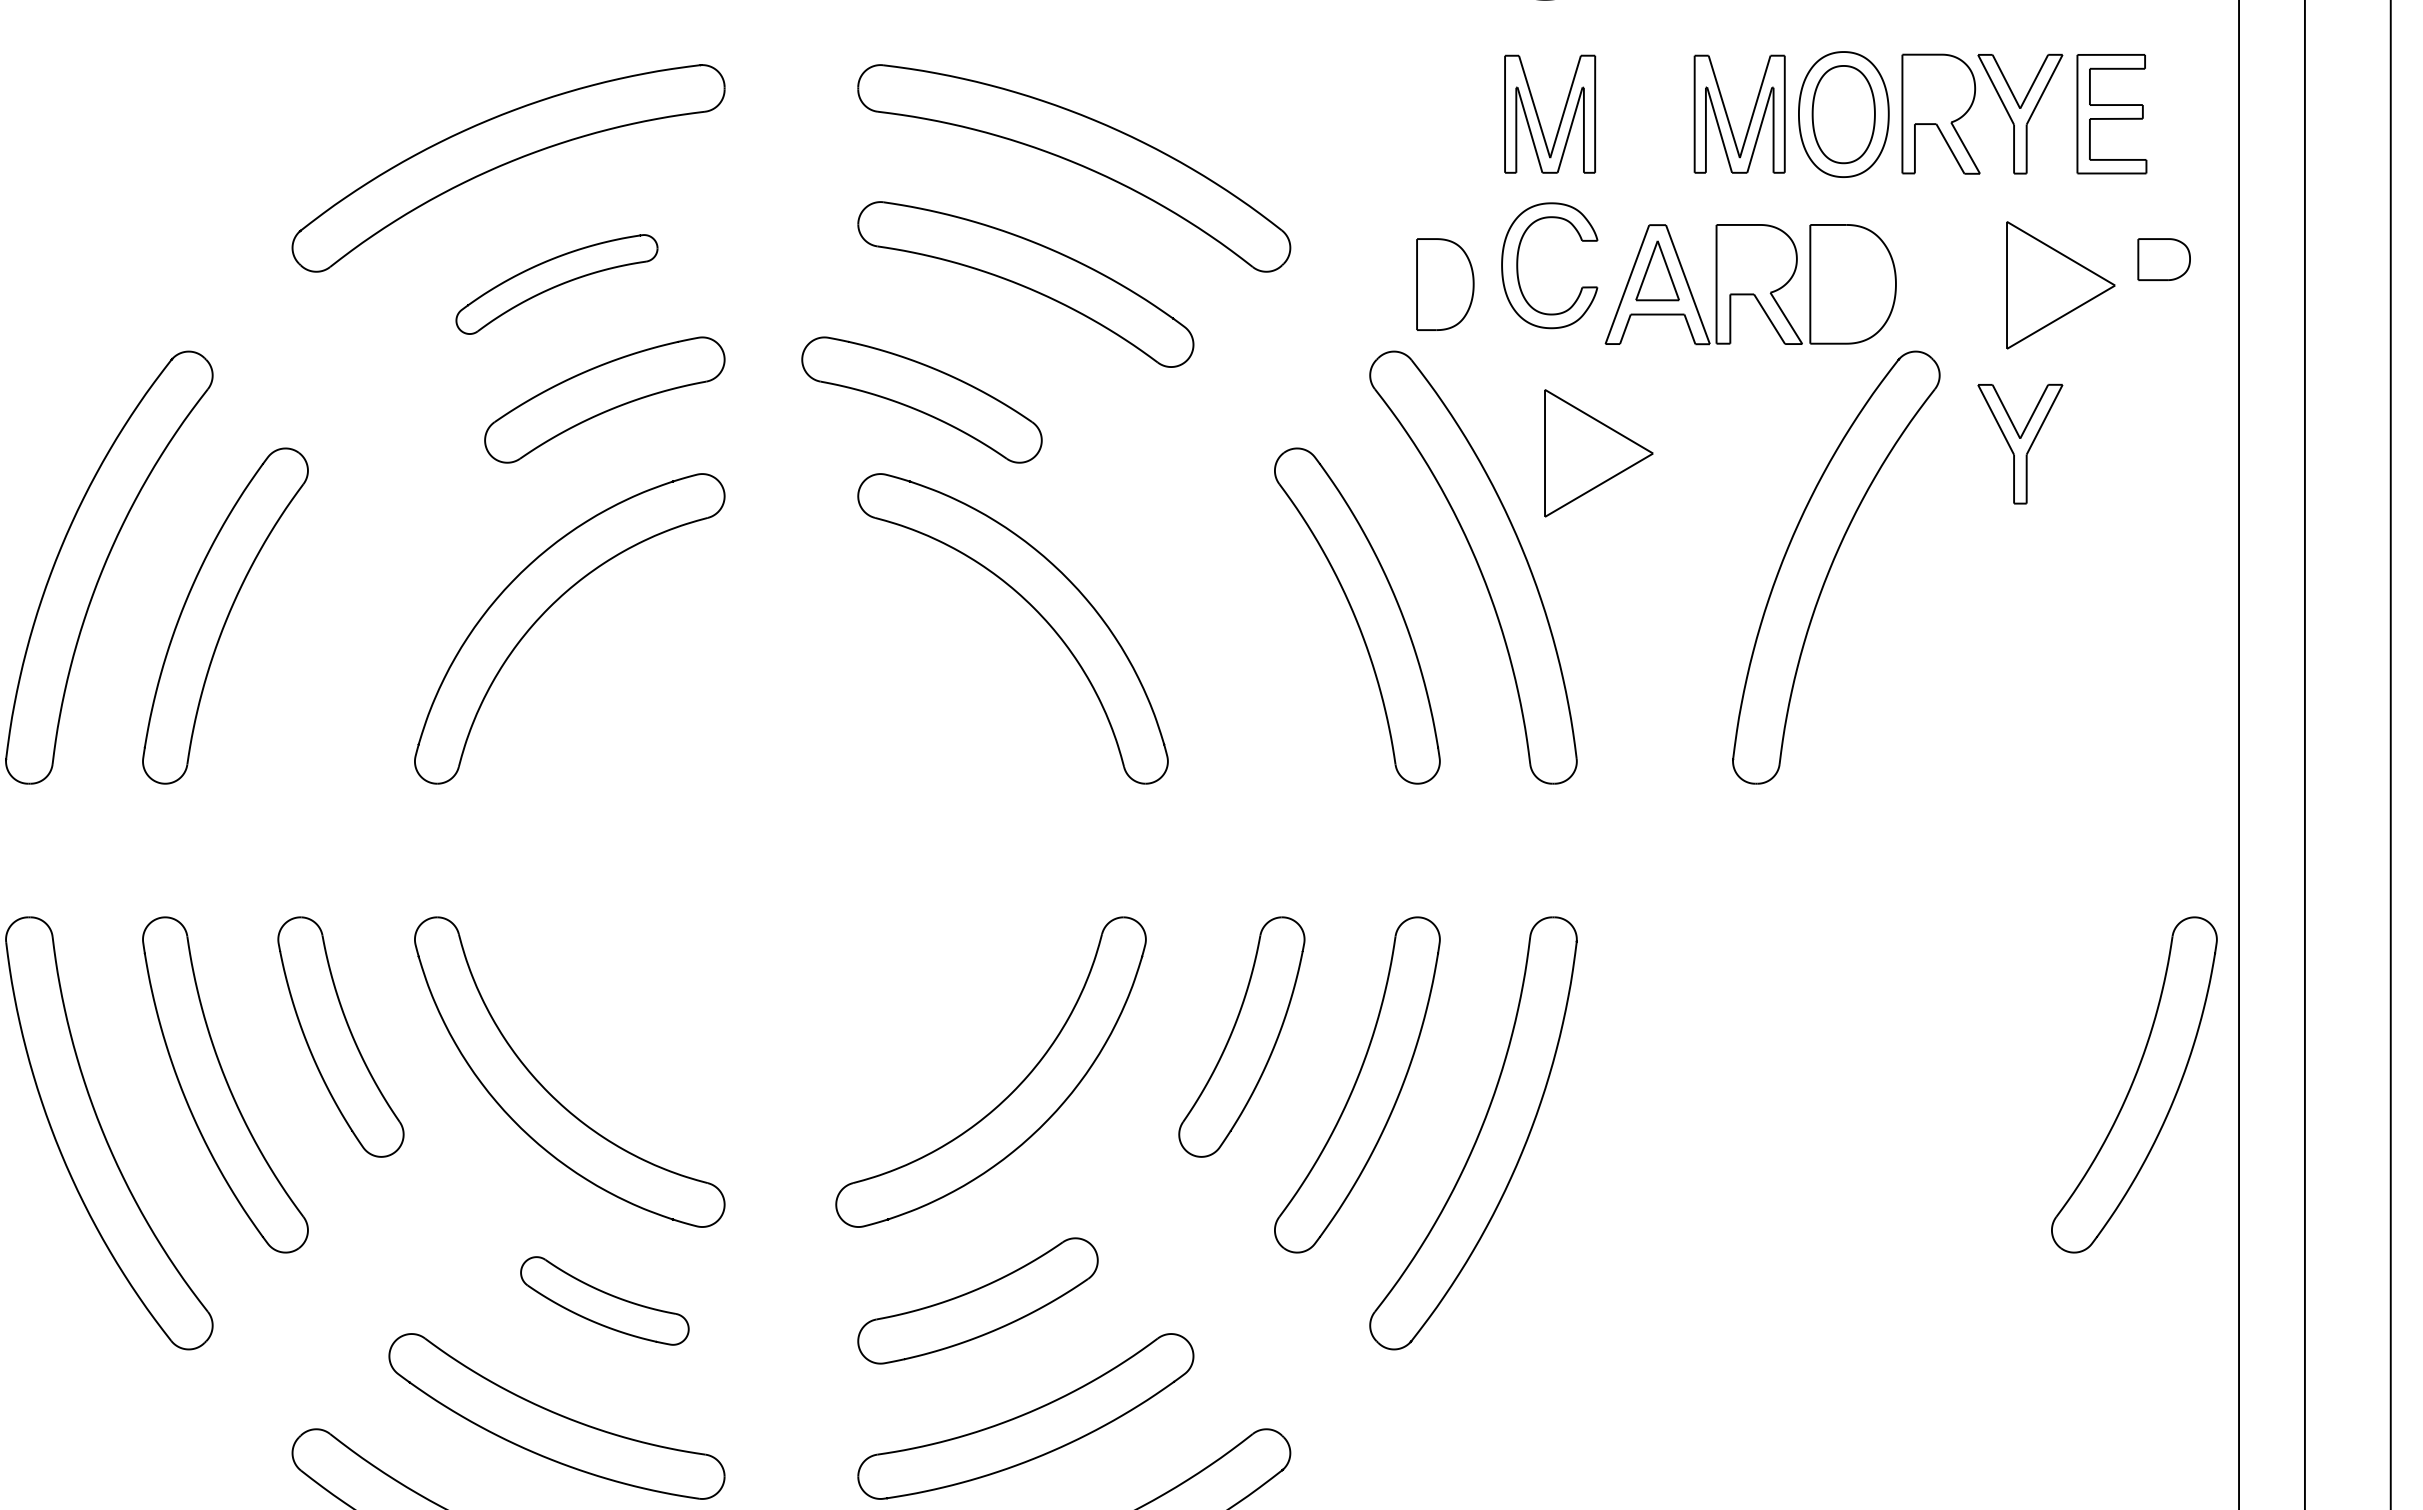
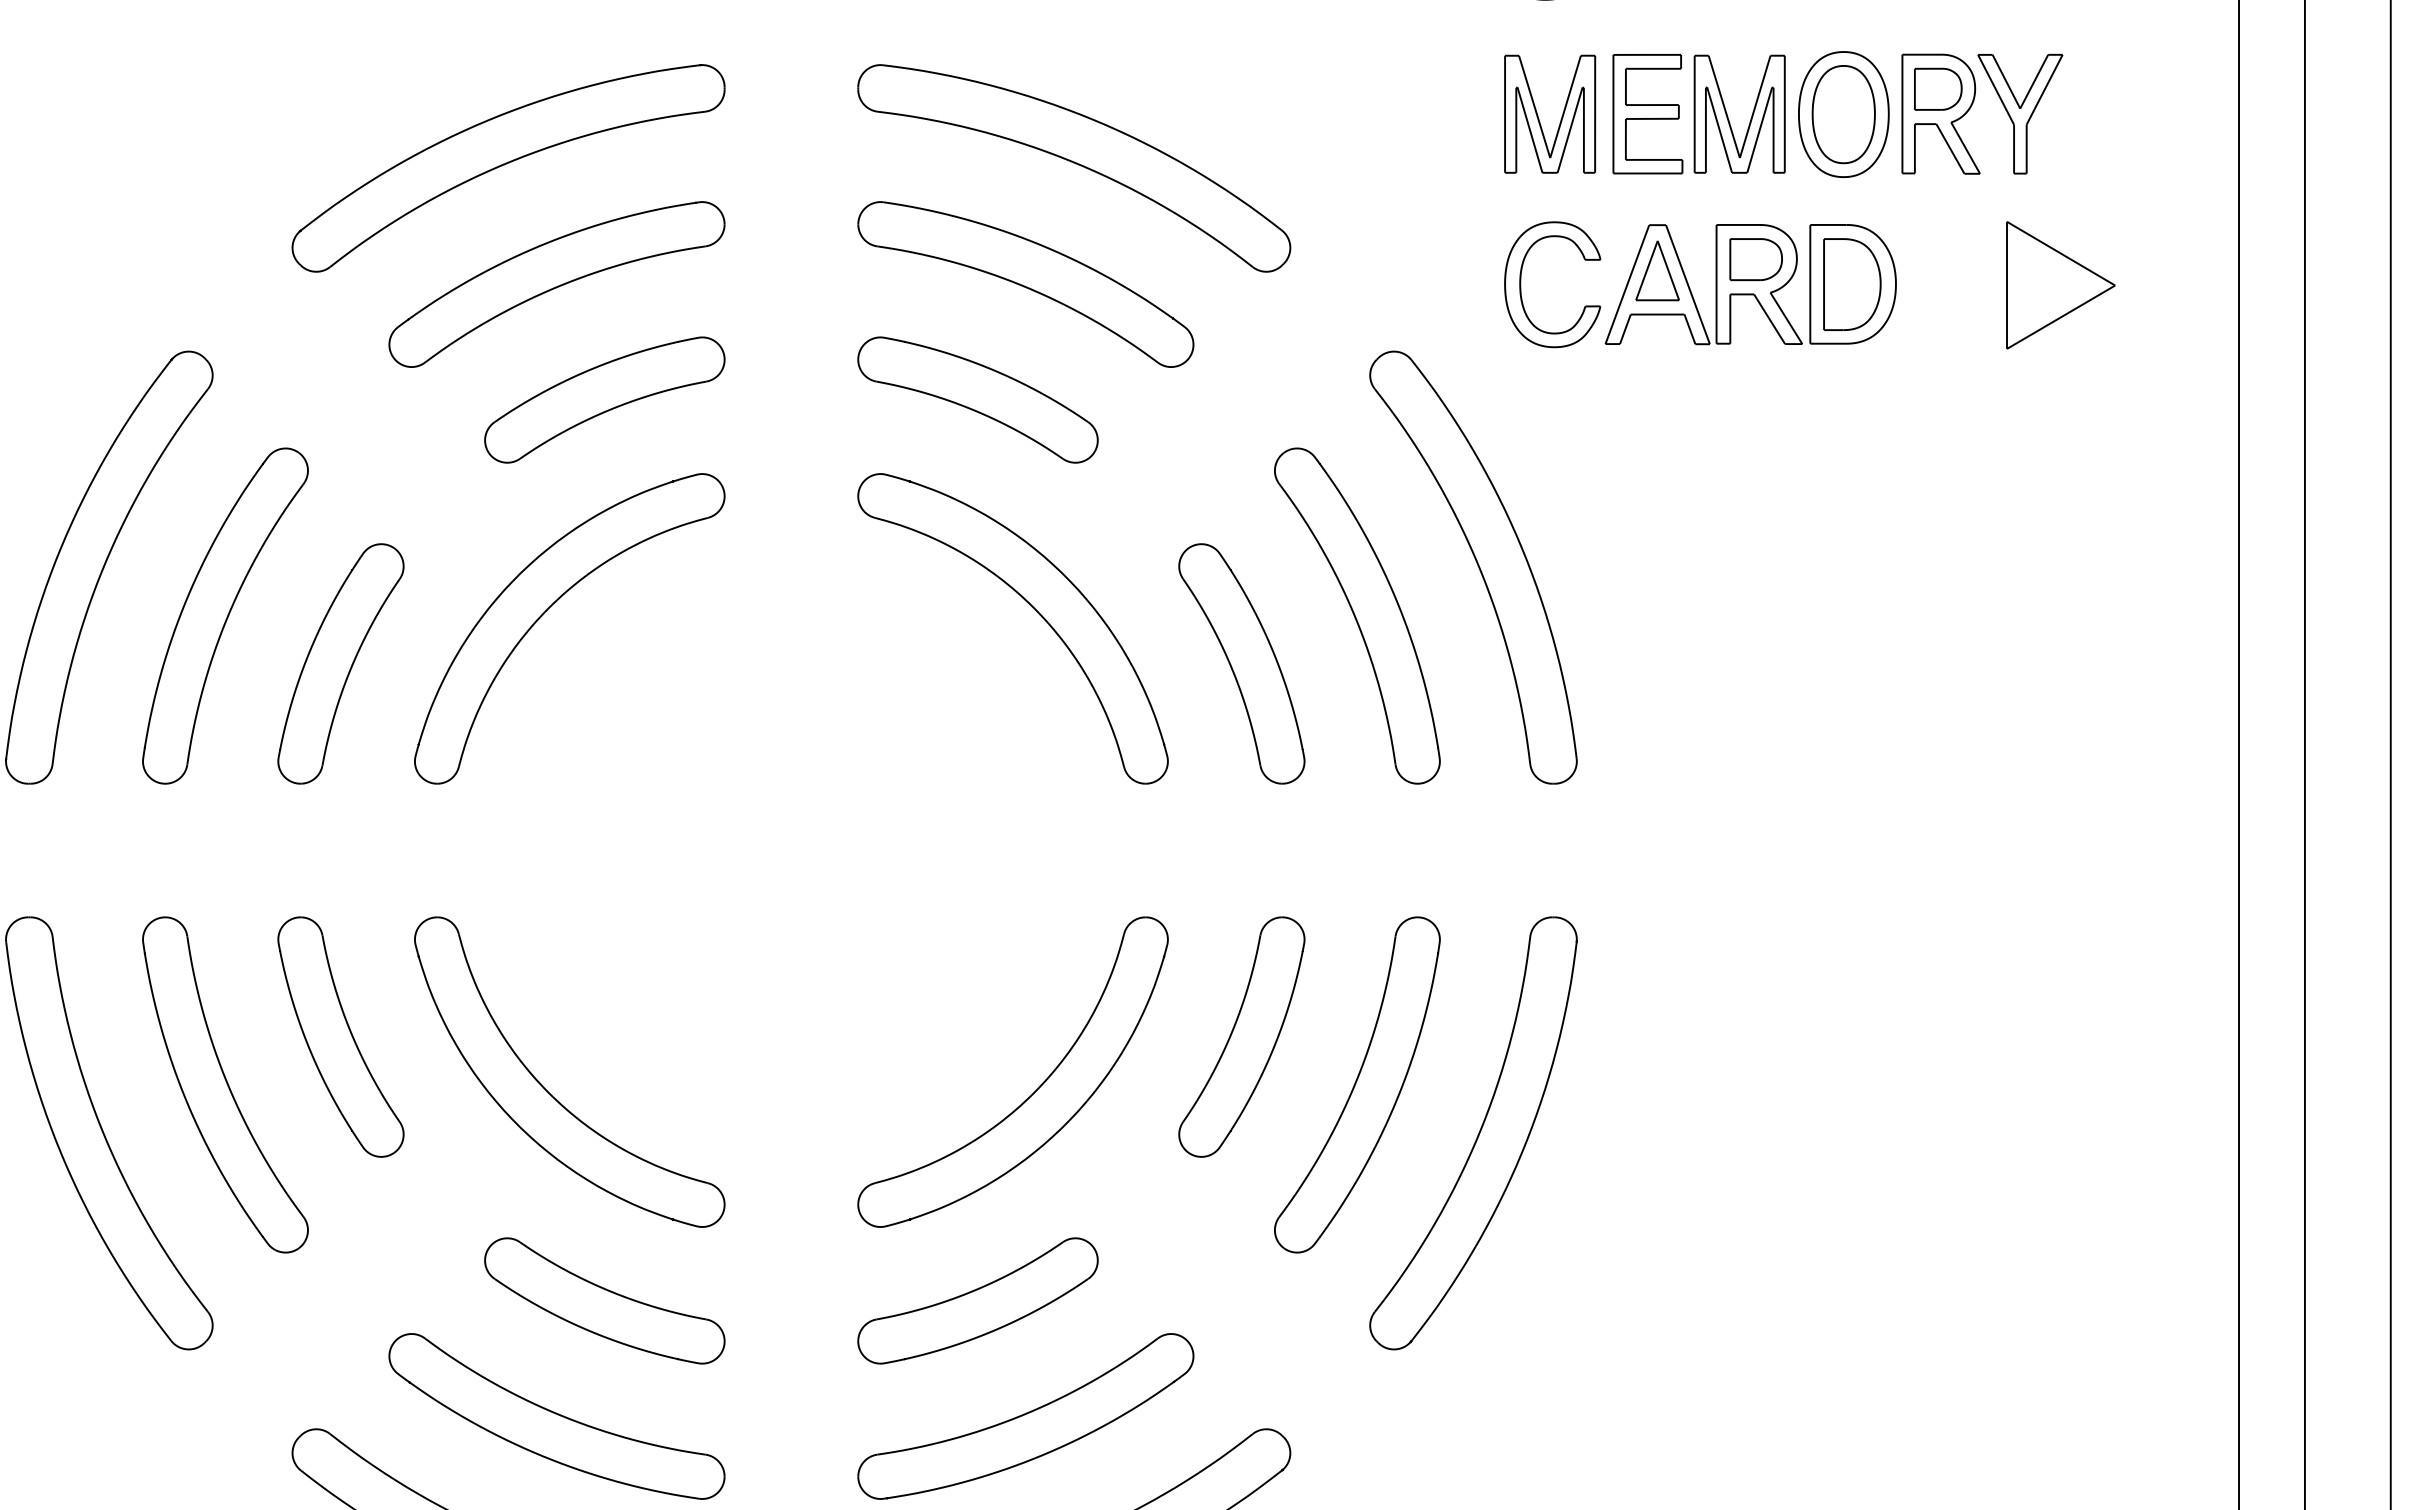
part: none -> present (1938, 88)
part position: (2111, 114) -> (1647, 114) (1647, 114)
part position: (2163, 259) -> (1755, 259) (1755, 259)
part position: (1518, 265) -> (1521, 284) (1521, 284)
part size: 204x101 px -> 338x167 px (556, 284)
part position: (1445, 284) -> (1852, 284) (1852, 284)
part position: (921, 399) -> (977, 399) (977, 399)
part: present -> none (2020, 443)
part: present -> none (1598, 453)
part: present -> none (1836, 567)
part: none -> present (340, 663)
part: none -> present (1241, 663)
part: present -> none (2134, 1084)
part position: (1011, 1092) -> (1033, 1092) (1033, 1092)
part size: 170x90 px -> 242x128 px (604, 1300)
